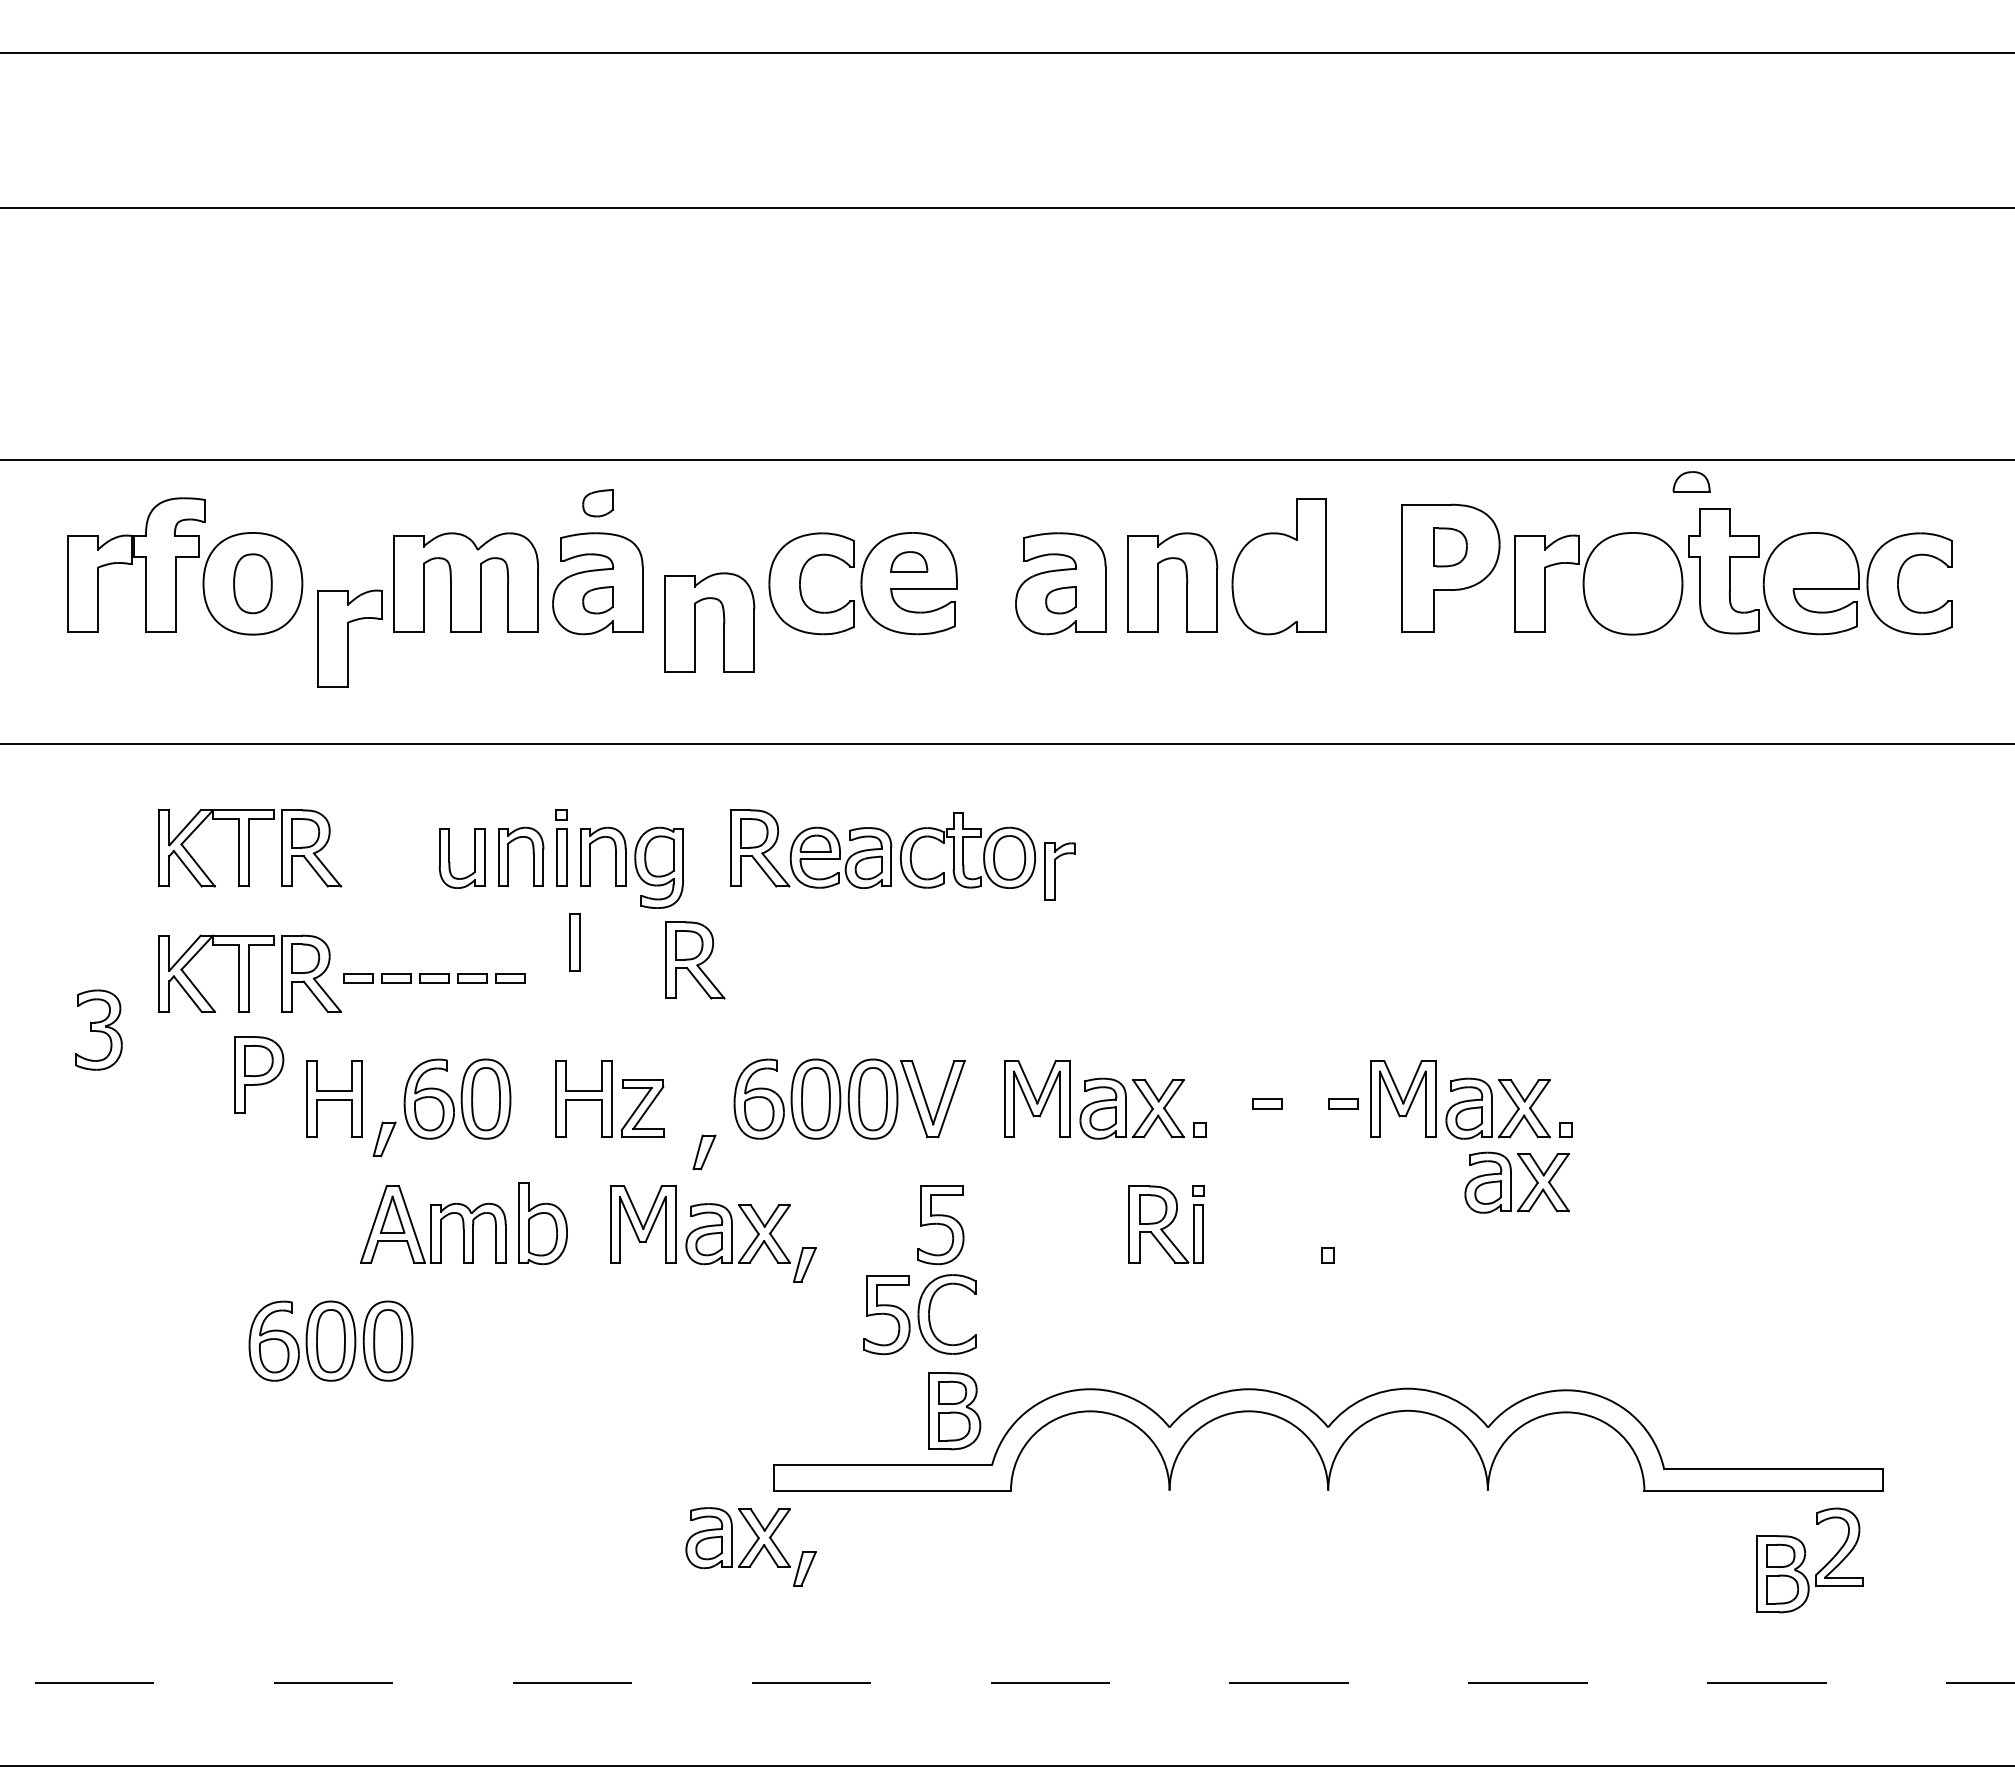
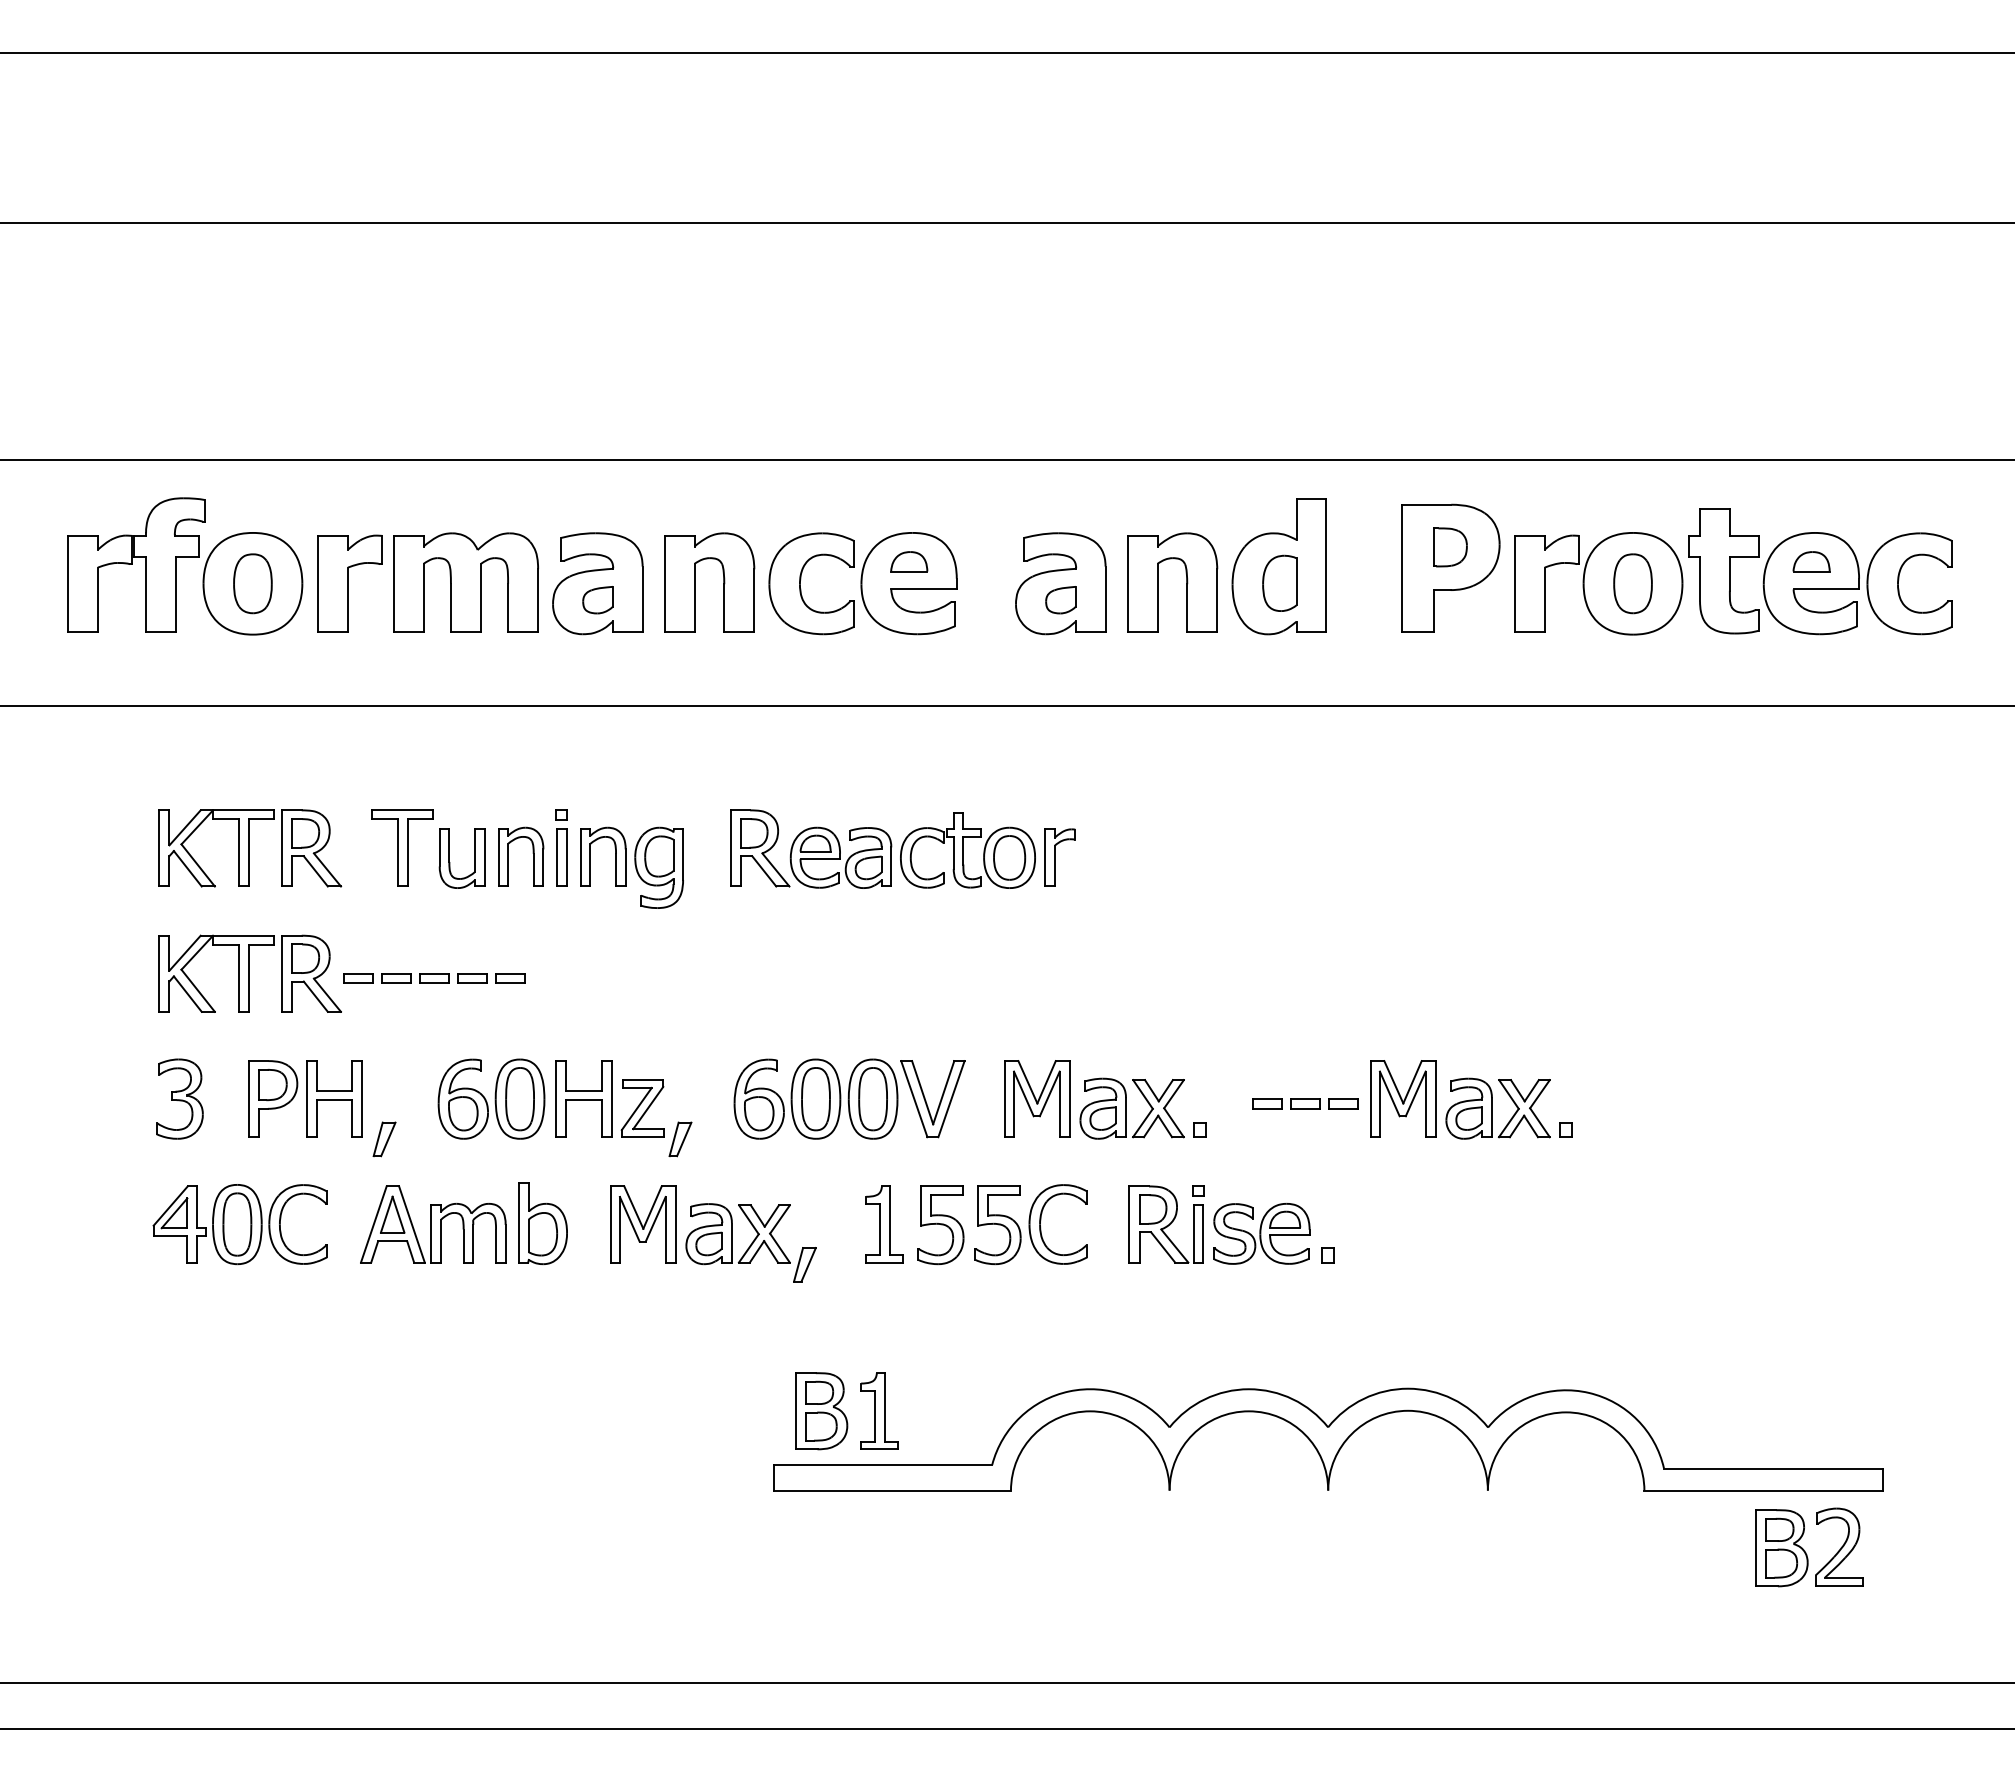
line position: (1006, 208) -> (1006, 223) (1006, 223)
part position: (1691, 481) -> (1811, 561) (1811, 561)
part: present -> none (597, 503)
part: none -> present (1279, 582)
part: none -> present (1632, 583)
part position: (695, 622) -> (695, 582) (695, 582)
part position: (349, 638) -> (349, 583) (349, 583)
line position: (1006, 743) -> (1006, 705) (1006, 705)
part: none -> present (402, 847)
part position: (1059, 871) -> (1059, 857) (1059, 857)
part: present -> none (574, 942)
part: present -> none (695, 960)
part position: (98, 1029) -> (179, 1098) (179, 1098)
part position: (259, 1074) -> (273, 1098) (273, 1098)
part position: (457, 1098) -> (491, 1098) (491, 1098)
part: none -> present (1305, 1103)
part position: (704, 1152) -> (680, 1139) (680, 1139)
part: present -> none (1516, 1182)
part: none -> present (239, 1224)
part: none -> present (884, 1224)
part: none -> present (1261, 1233)
part position: (919, 1314) -> (1030, 1224) (1030, 1224)
part: present -> none (330, 1340)
part: none -> present (879, 1410)
part position: (954, 1411) -> (821, 1411) (821, 1411)
part: present -> none (750, 1546)
part position: (1782, 1574) -> (1781, 1548) (1781, 1548)
line: dashed -> solid (1007, 1682)
line position: (1006, 1765) -> (1006, 1728) (1006, 1728)
